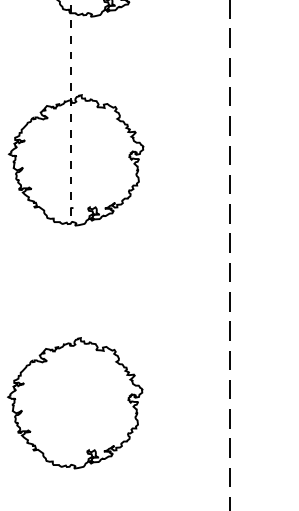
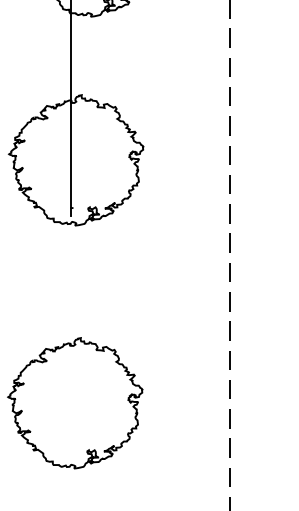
line: dashed -> solid (71, 107)
